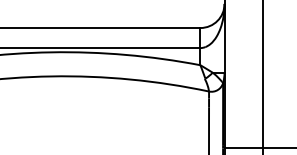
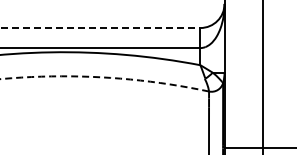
line: solid -> dashed (100, 28)
arc: solid -> dashed (104, 77)
